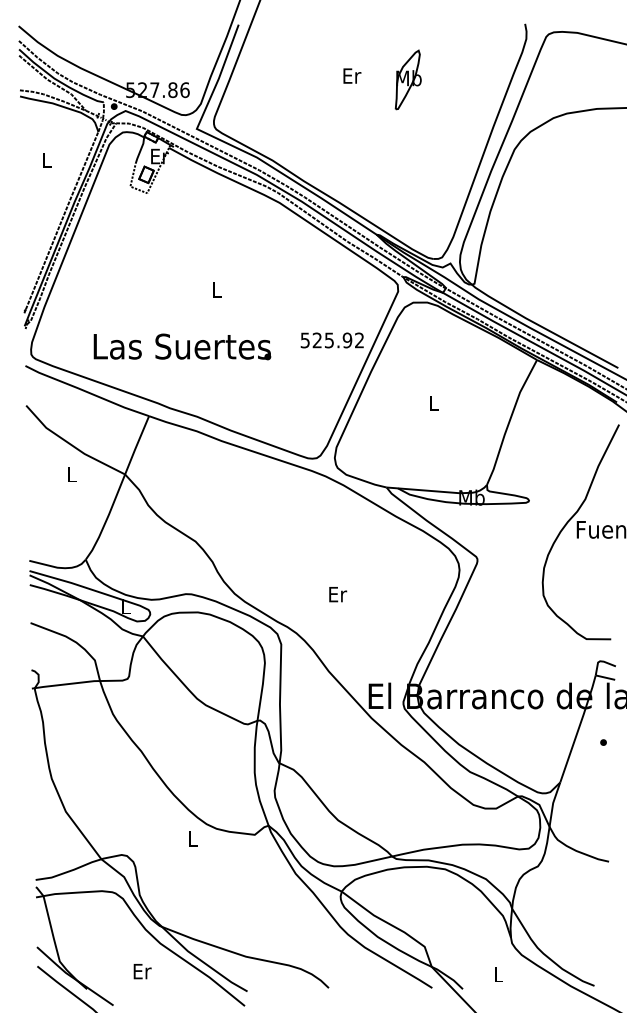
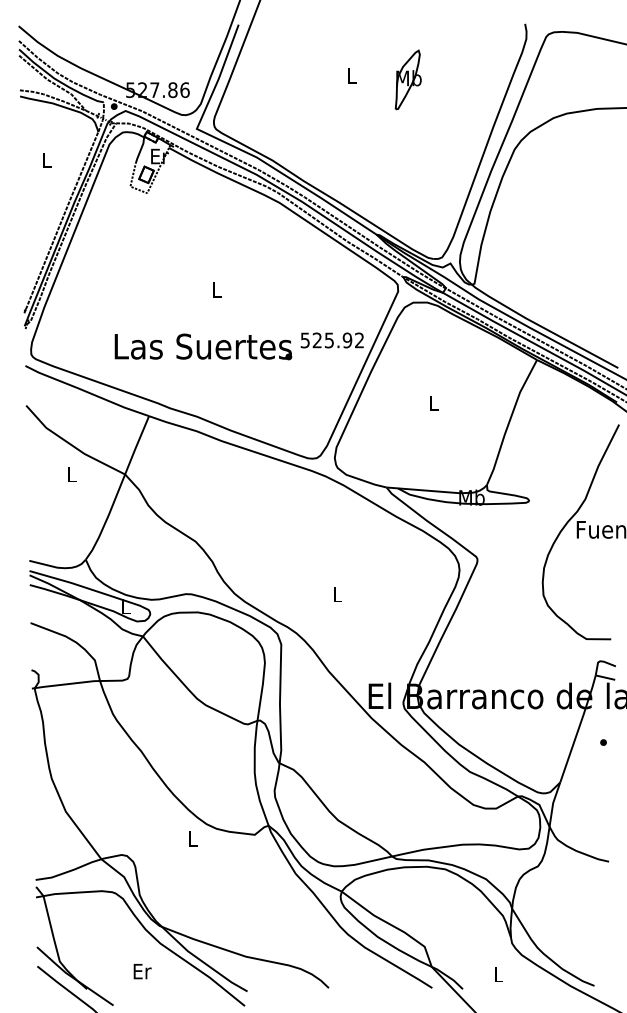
text: Er -> L (352, 75)
text position: (182, 346) -> (203, 346) (203, 346)
text: Er -> L (338, 594)
